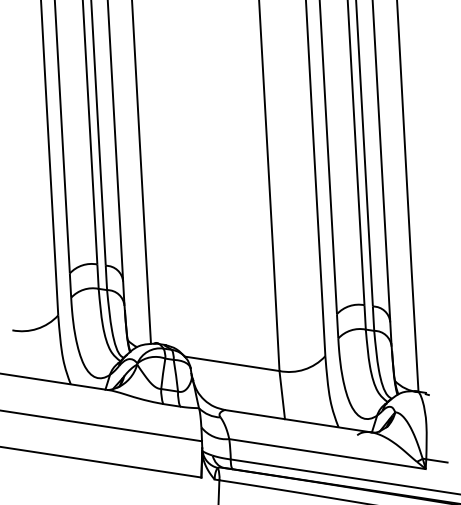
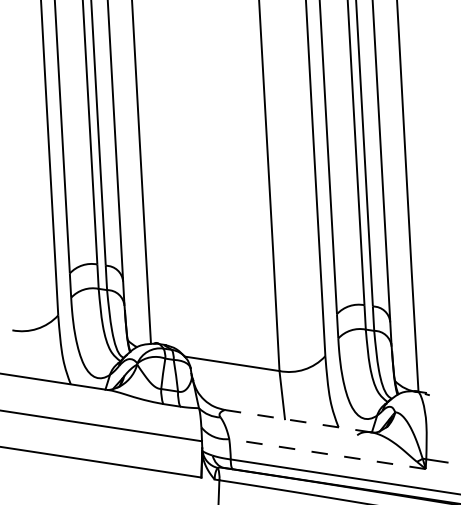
line: solid -> dashed (297, 421)
line: solid -> dashed (327, 454)
